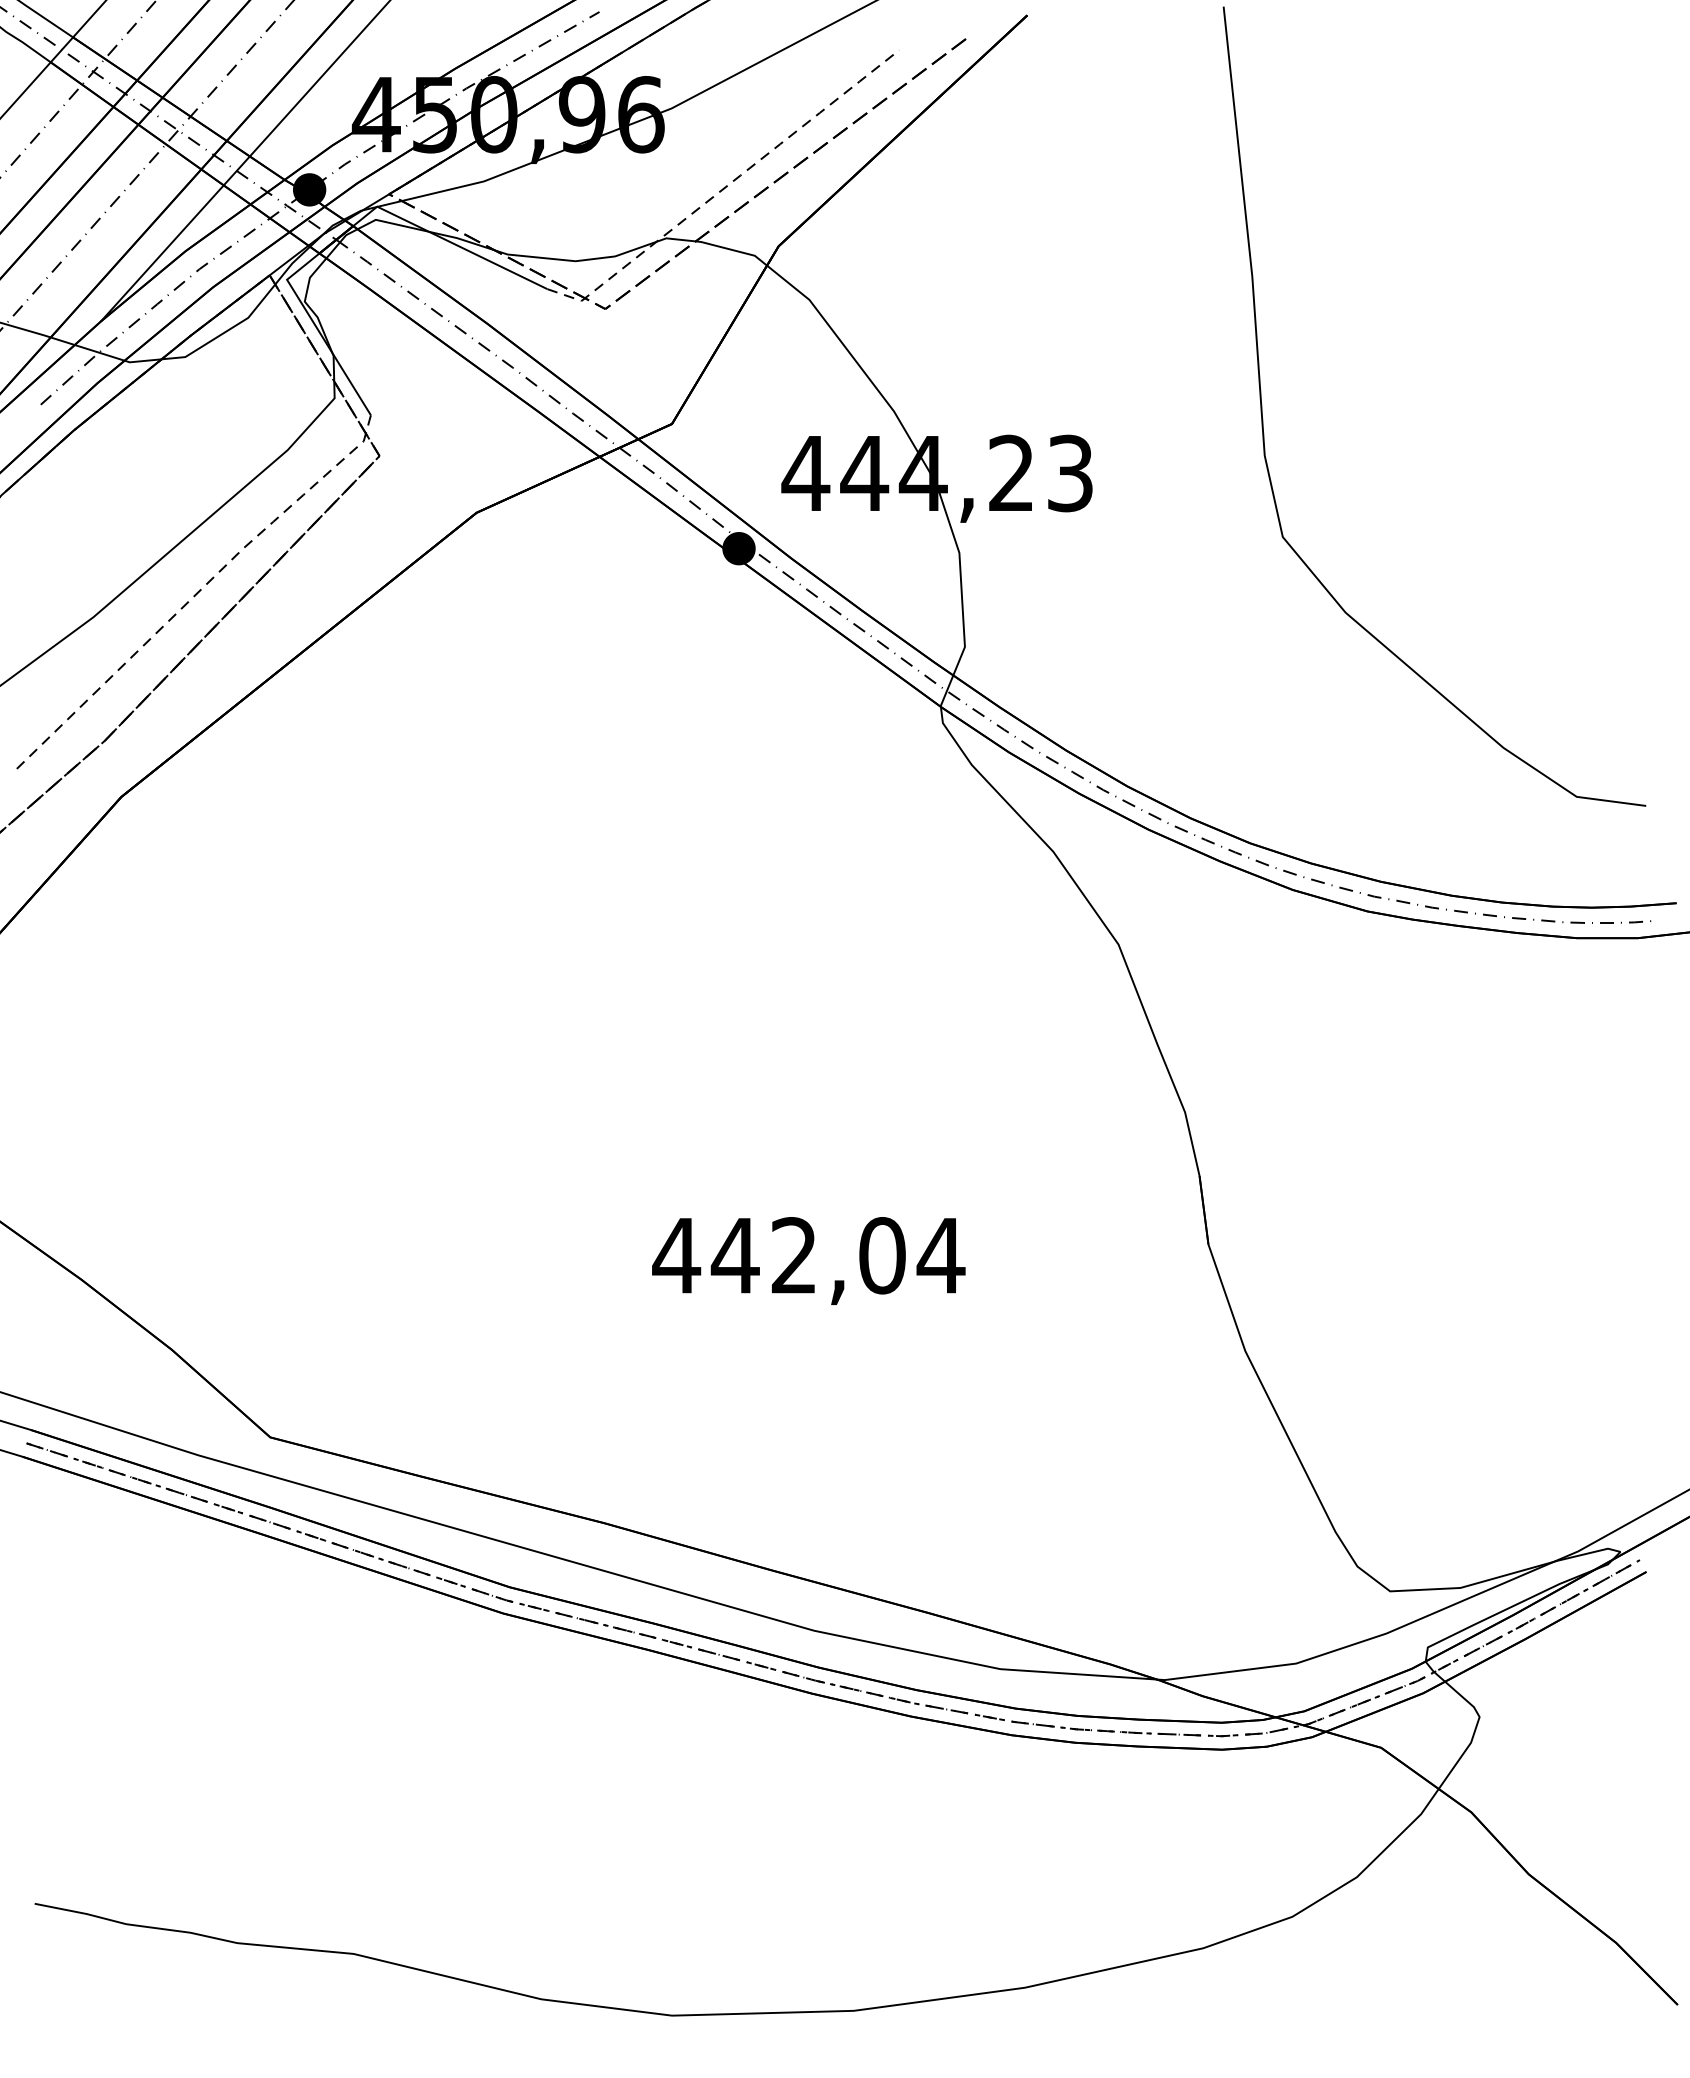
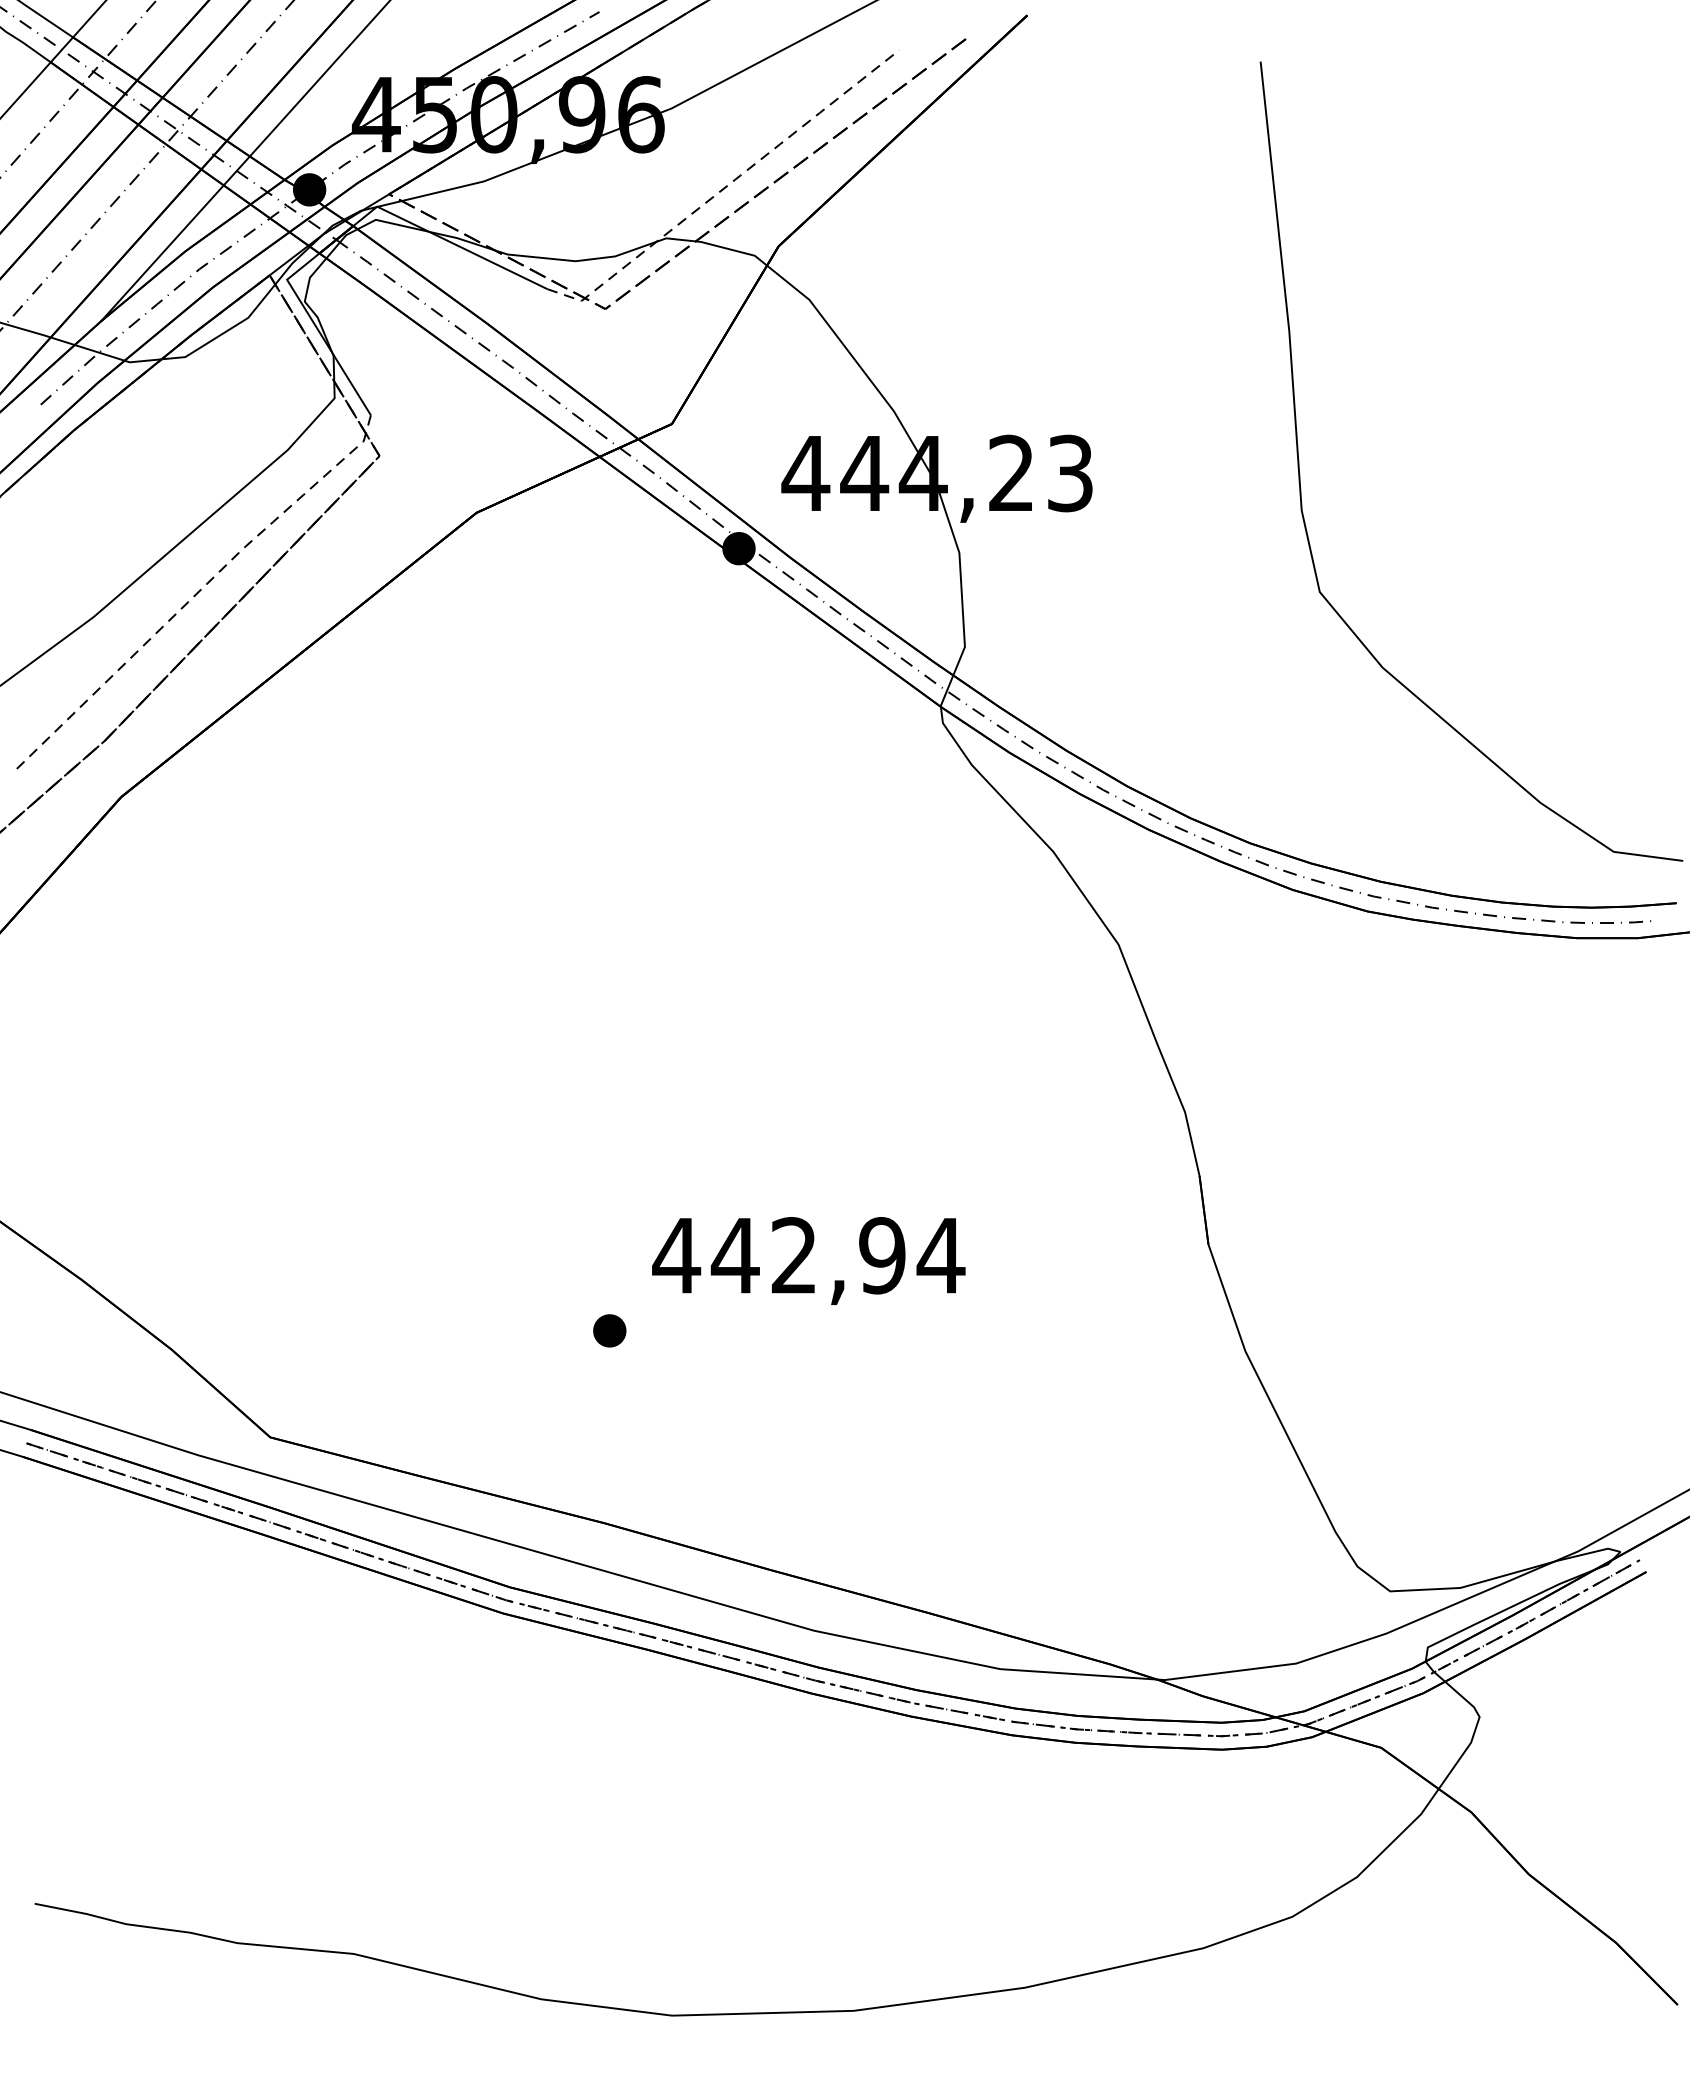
curve position: (1263, 418) -> (1300, 473) (1300, 473)
text: 442,04 -> 442,94 (882, 1255)
part: none -> present (609, 1330)
